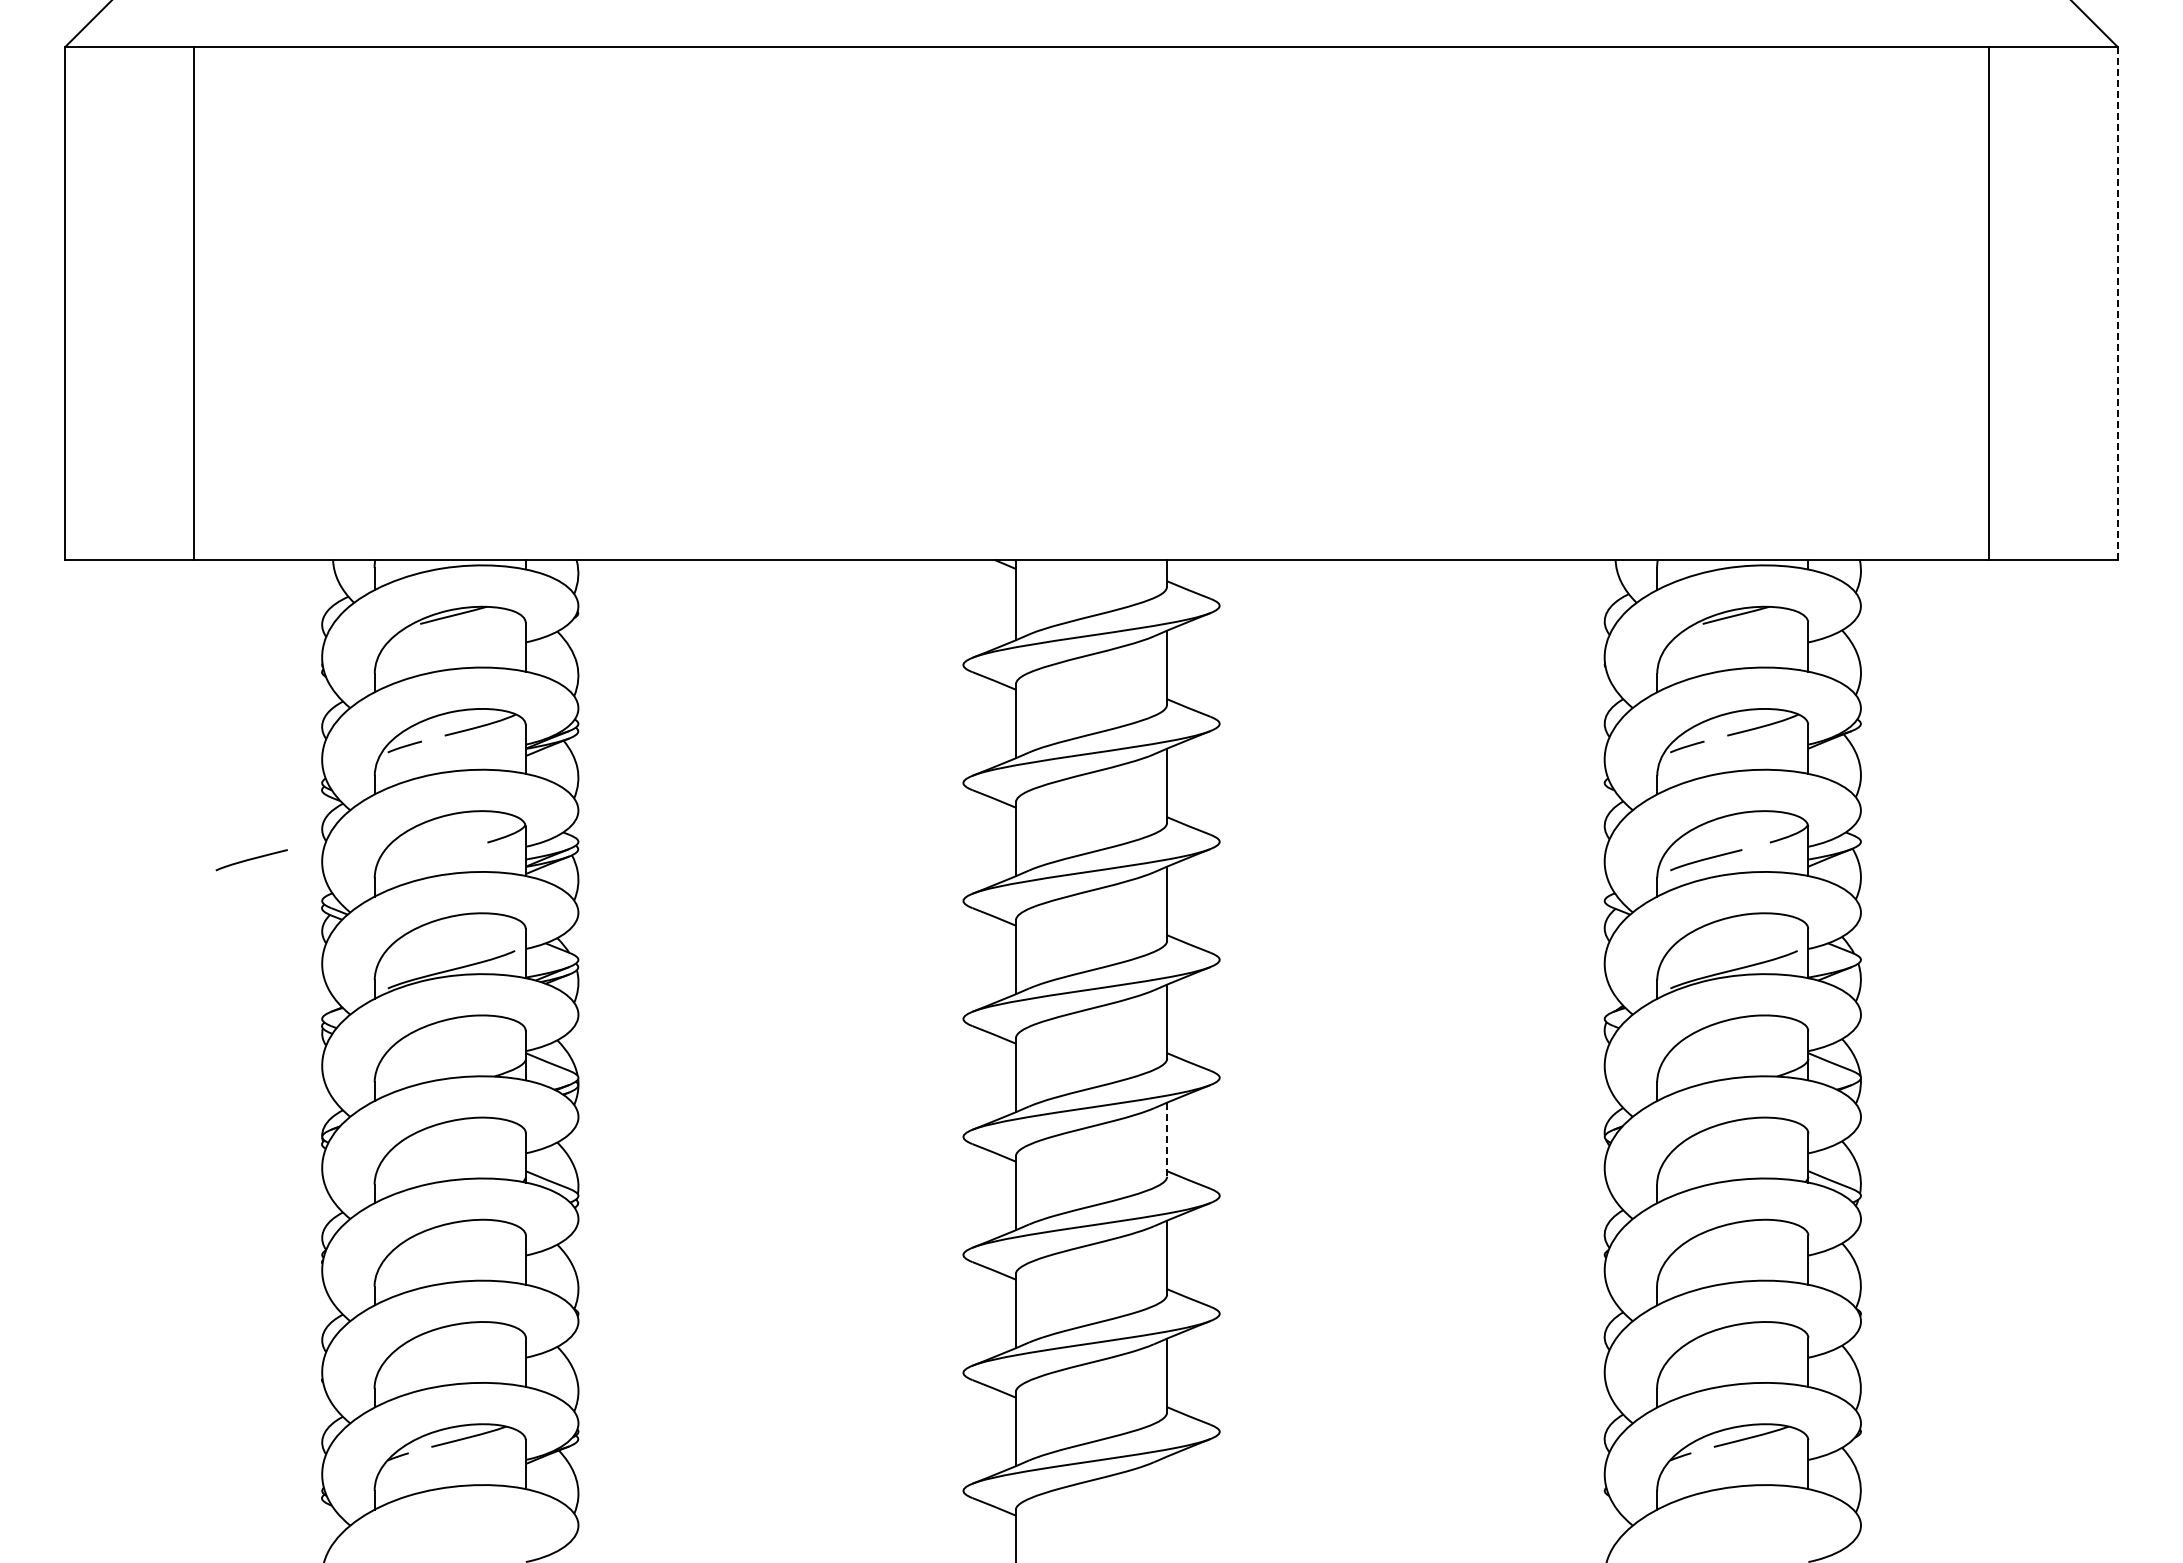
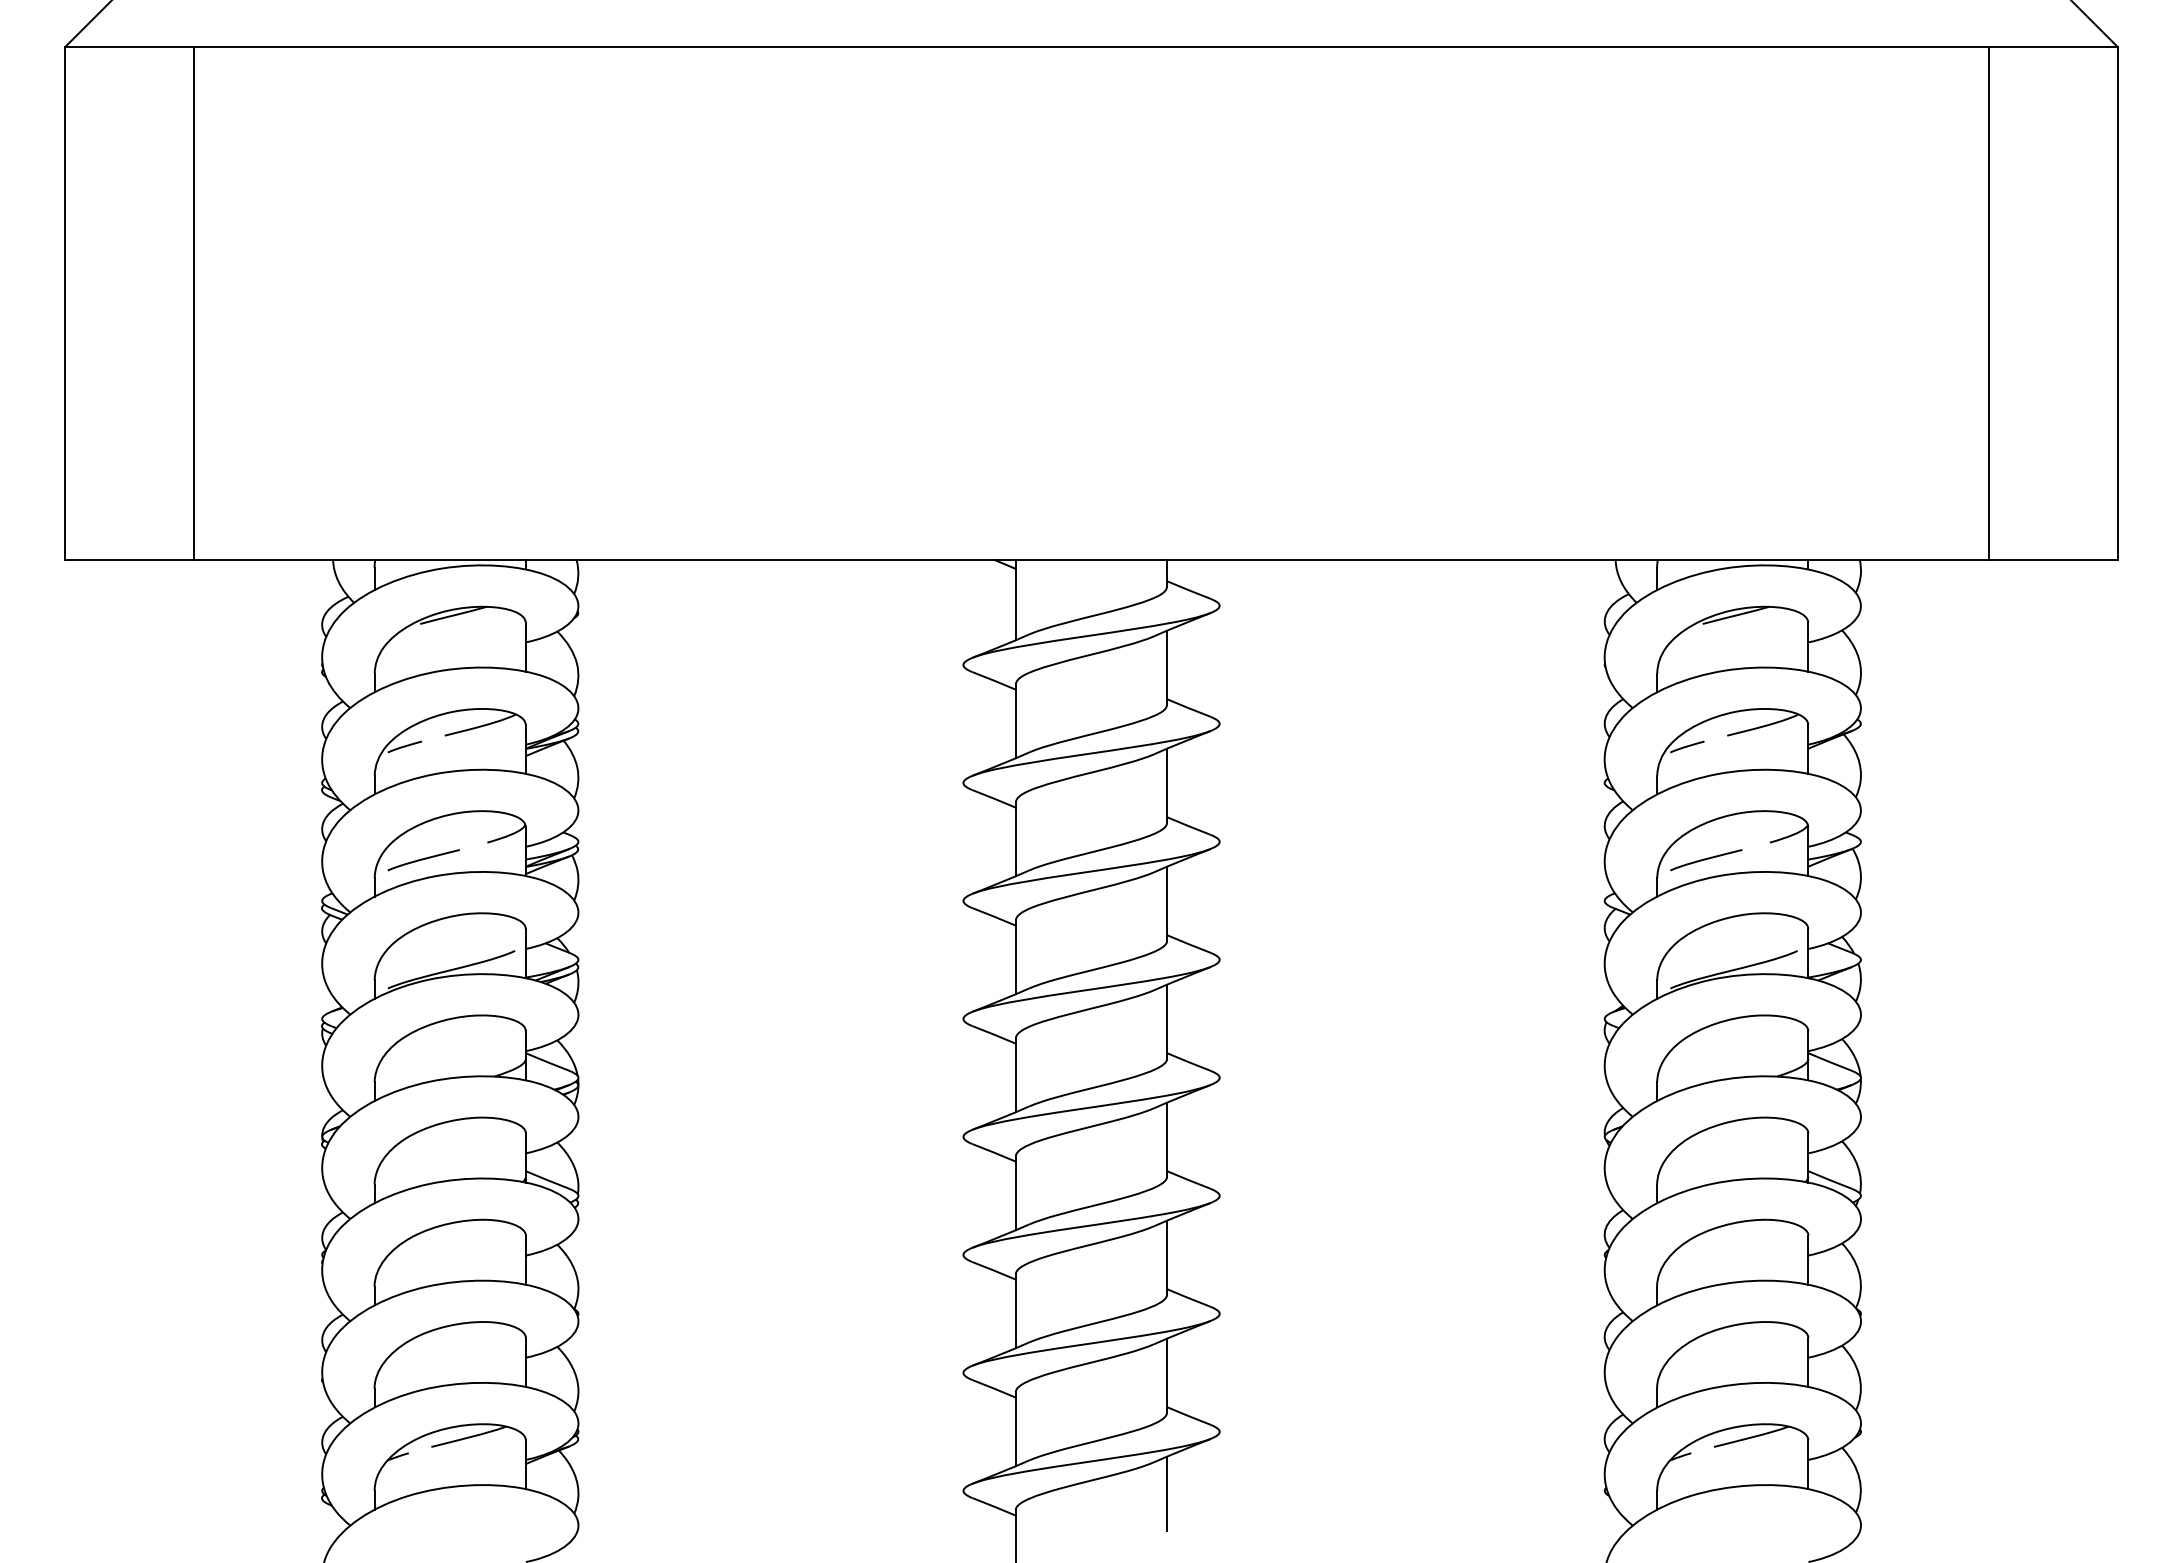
line: dashed -> solid (2117, 303)
curve position: (251, 860) -> (423, 860) (423, 860)
line: dashed -> solid (1167, 1140)
line: none -> present (1167, 1493)
